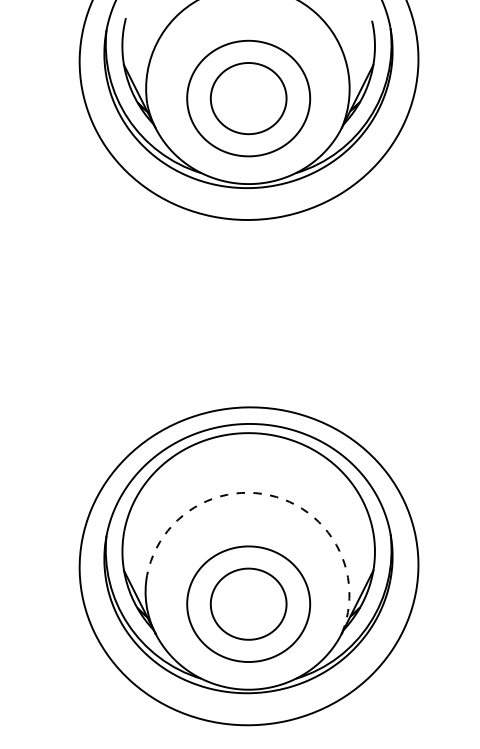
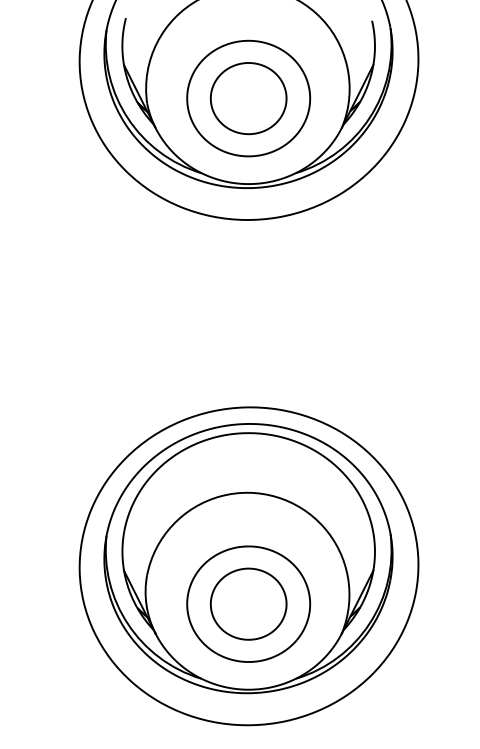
arc: dashed -> solid (276, 497)
